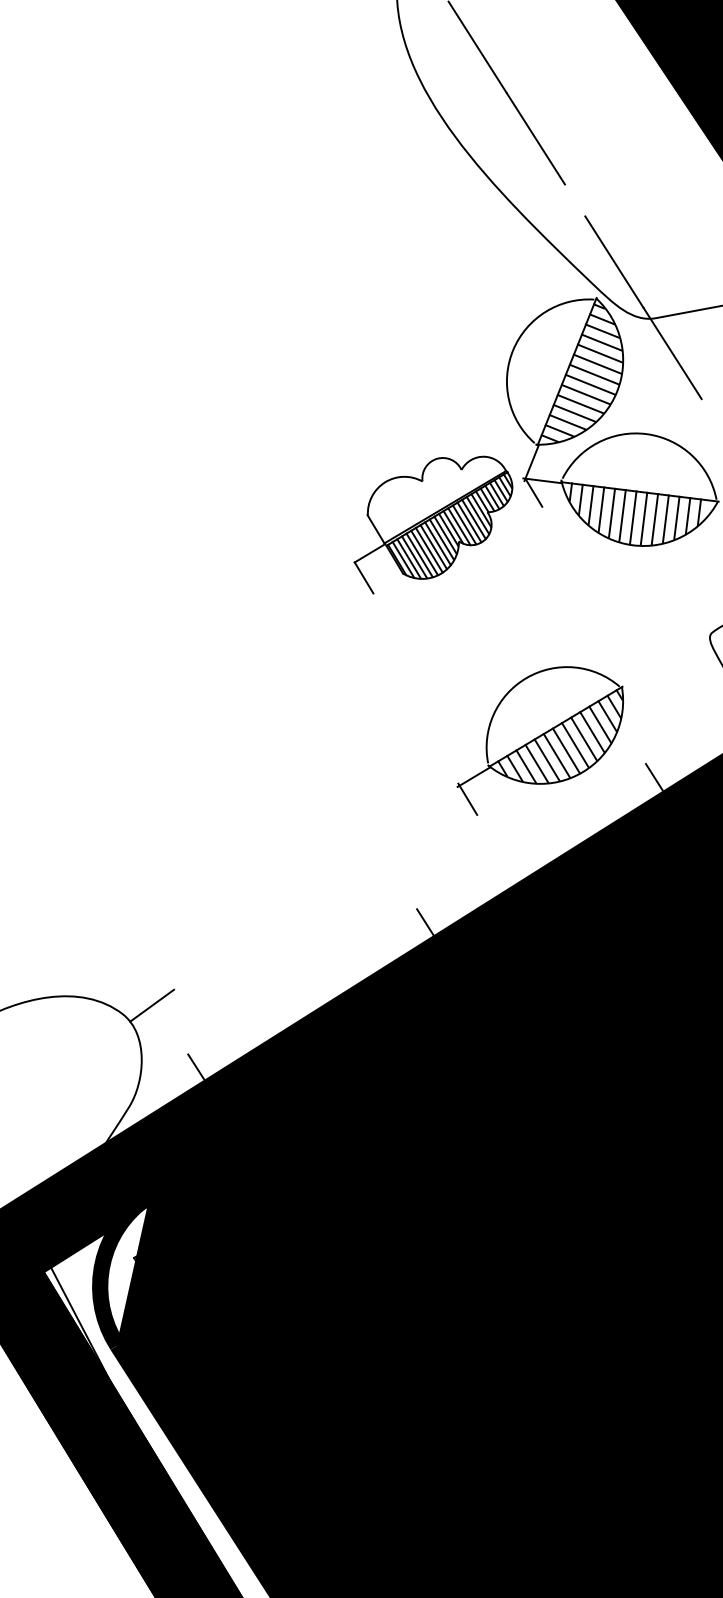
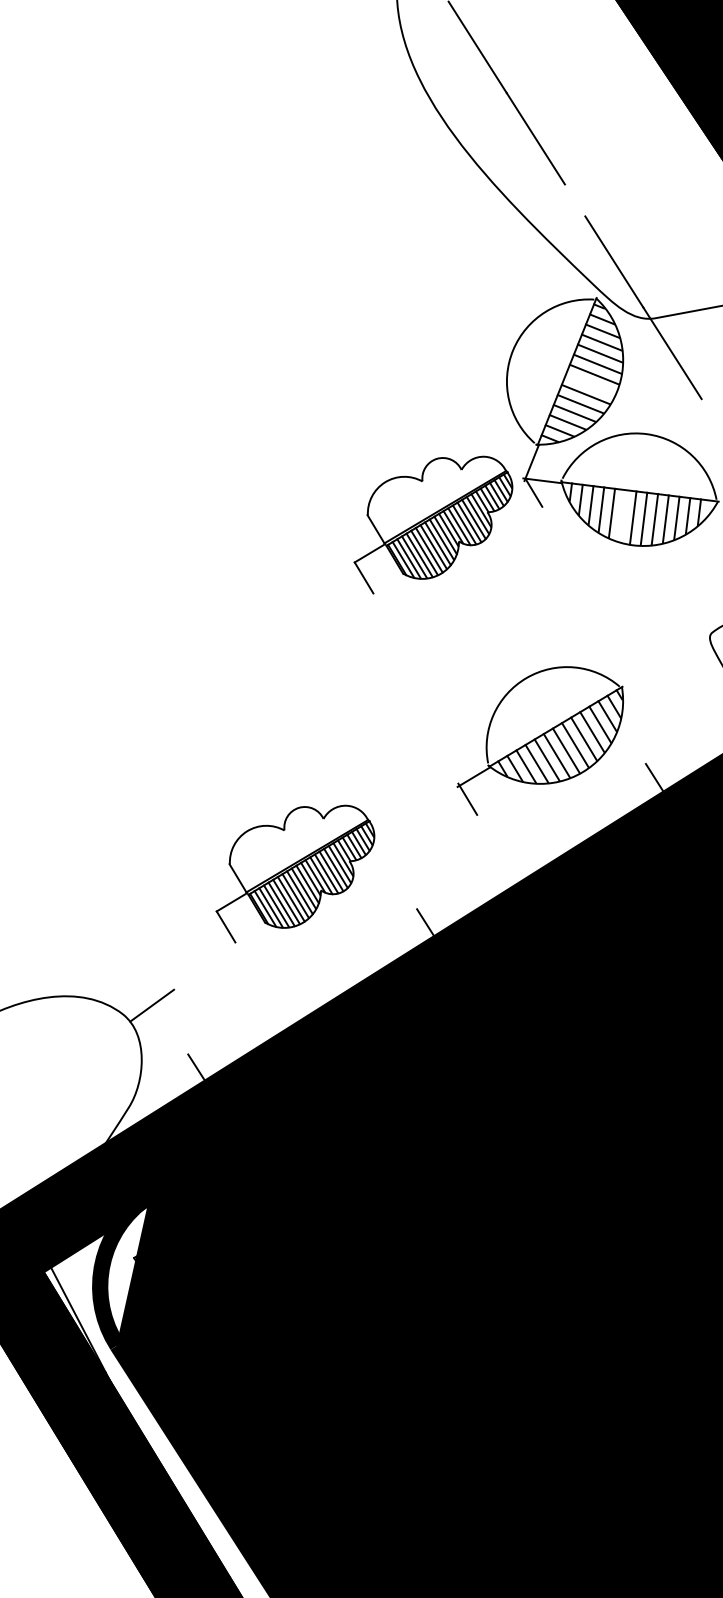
line: present -> none (590, 384)
line: present -> none (622, 515)
part: none -> present (295, 873)
